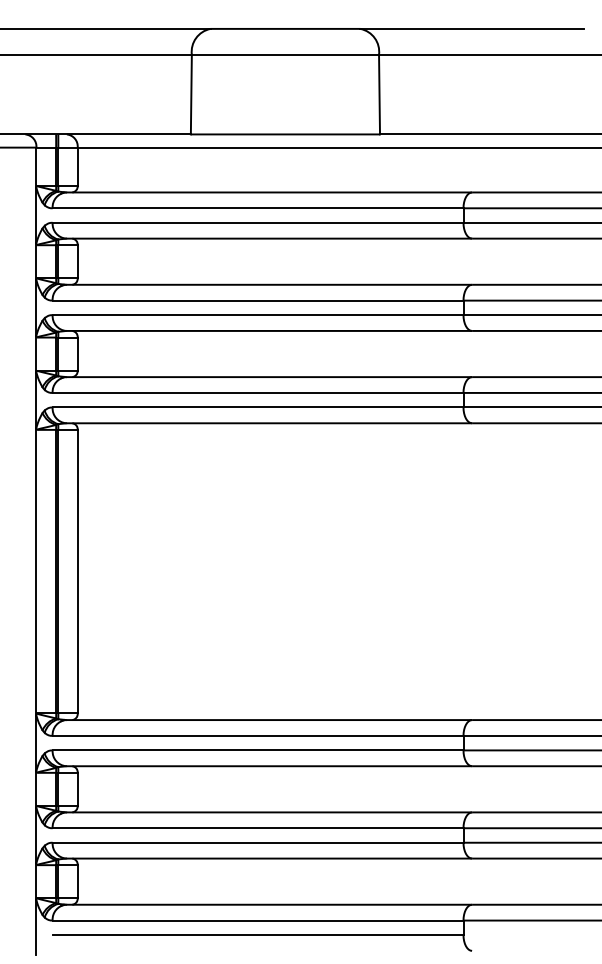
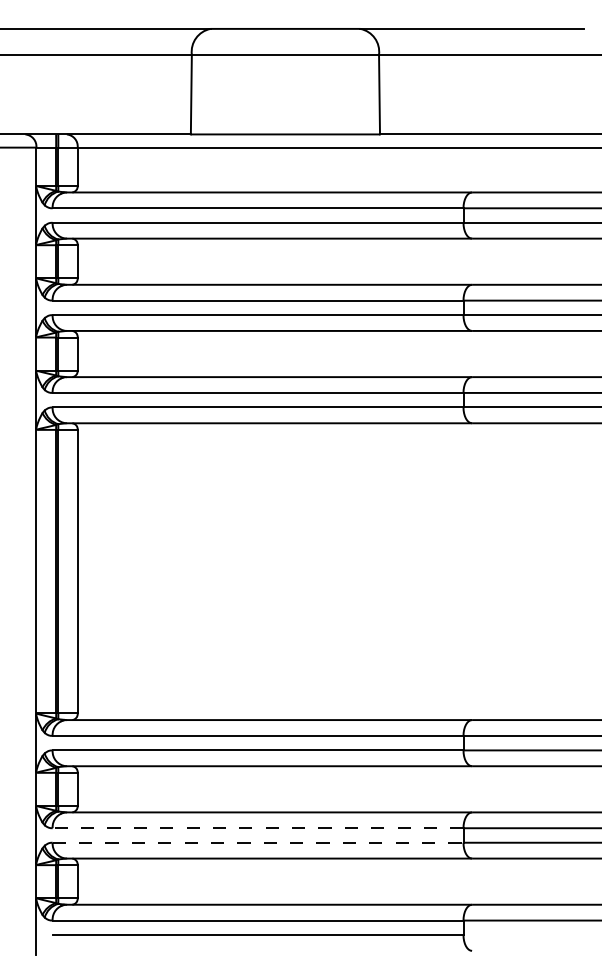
line: solid -> dashed (257, 828)
line: solid -> dashed (258, 842)
